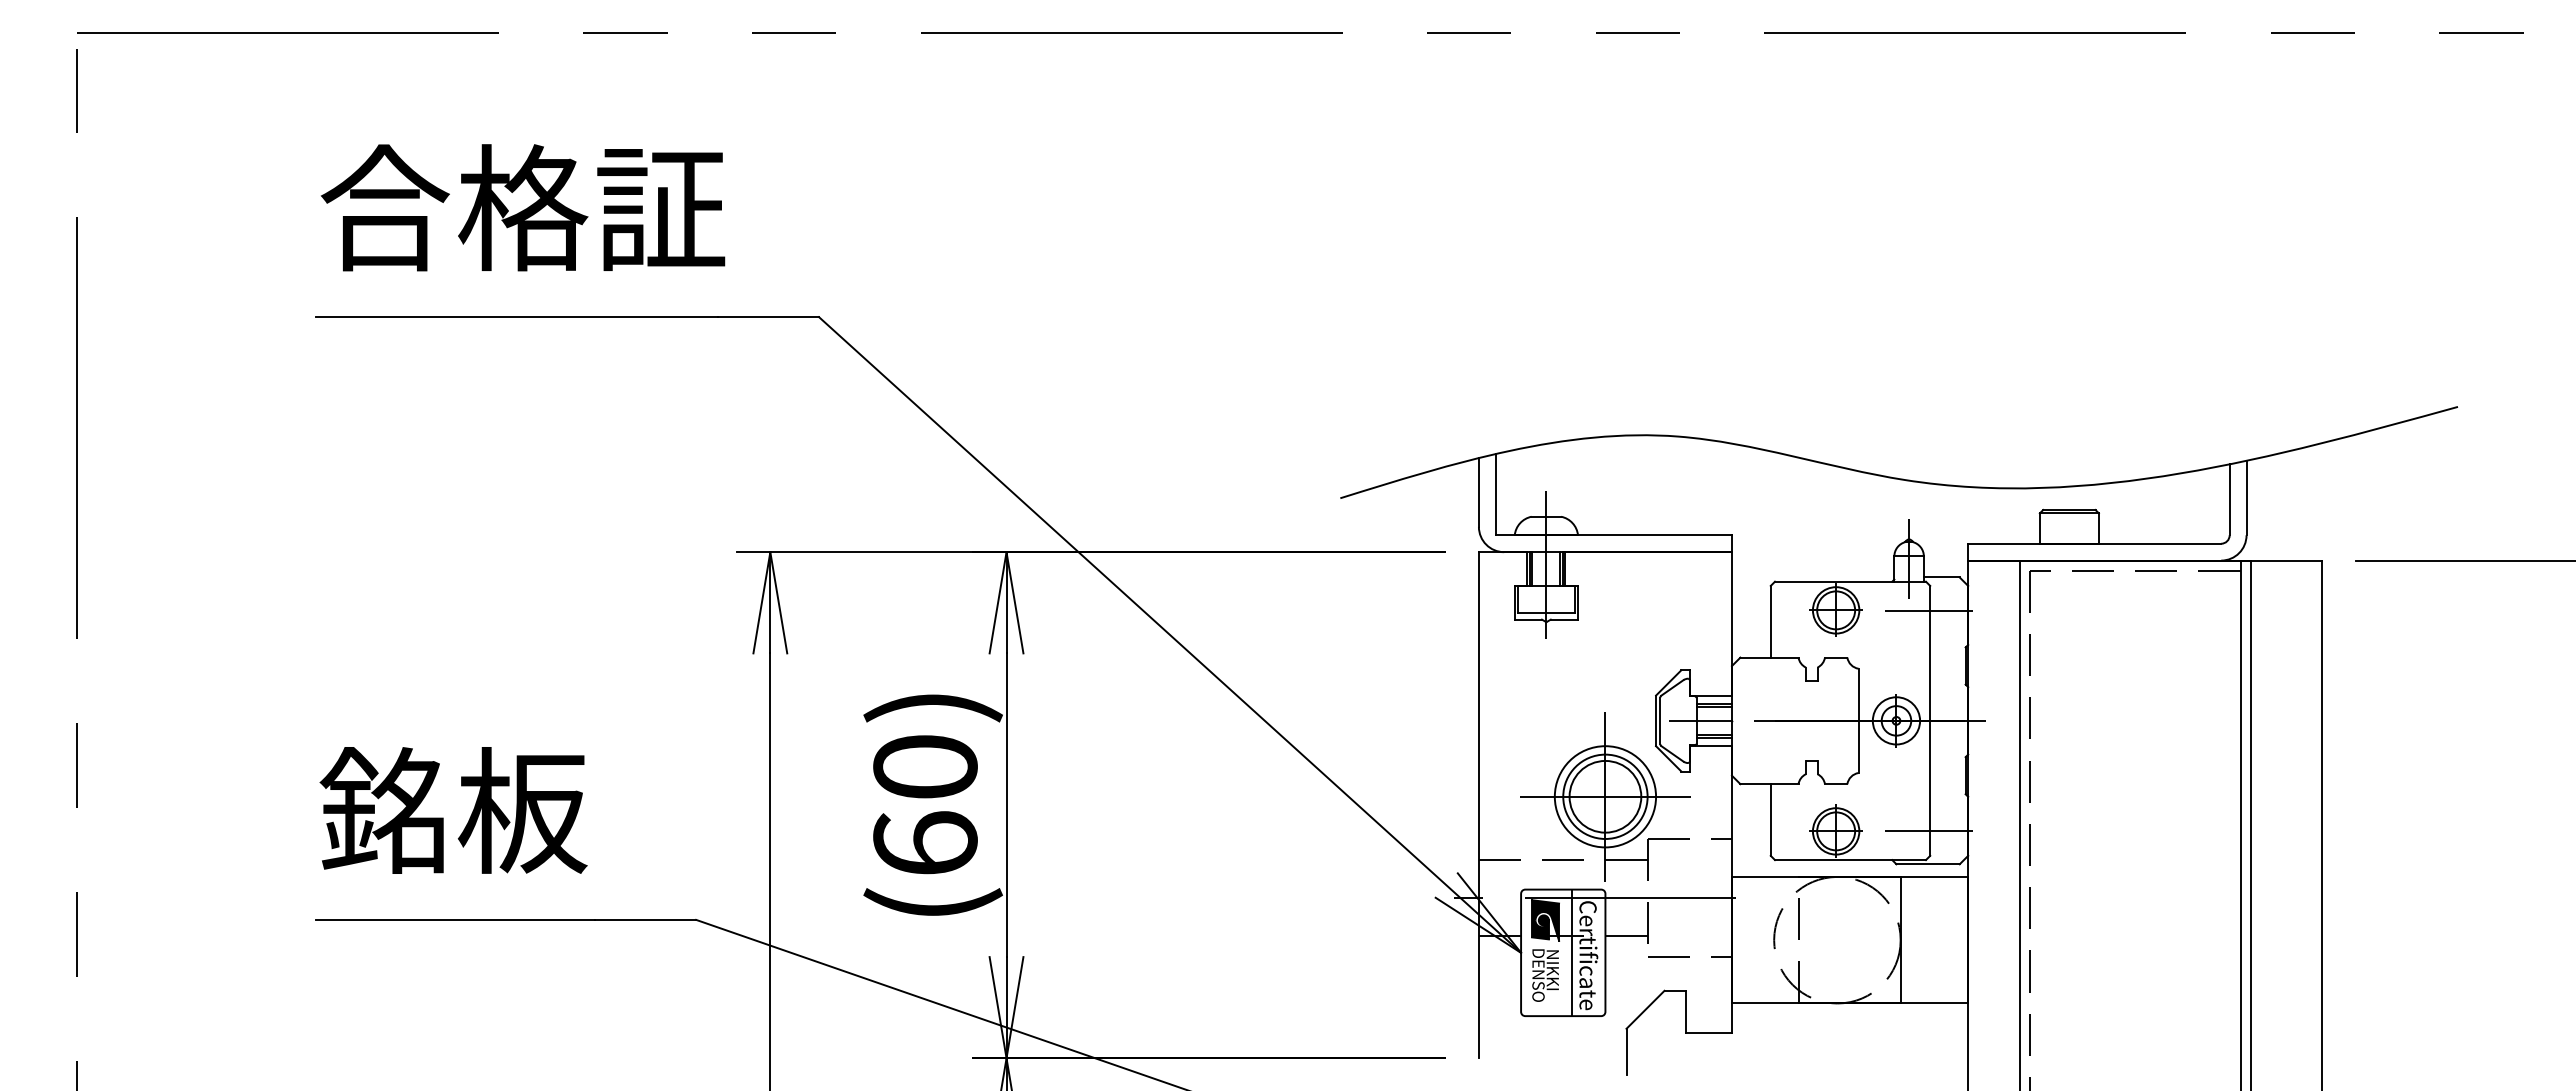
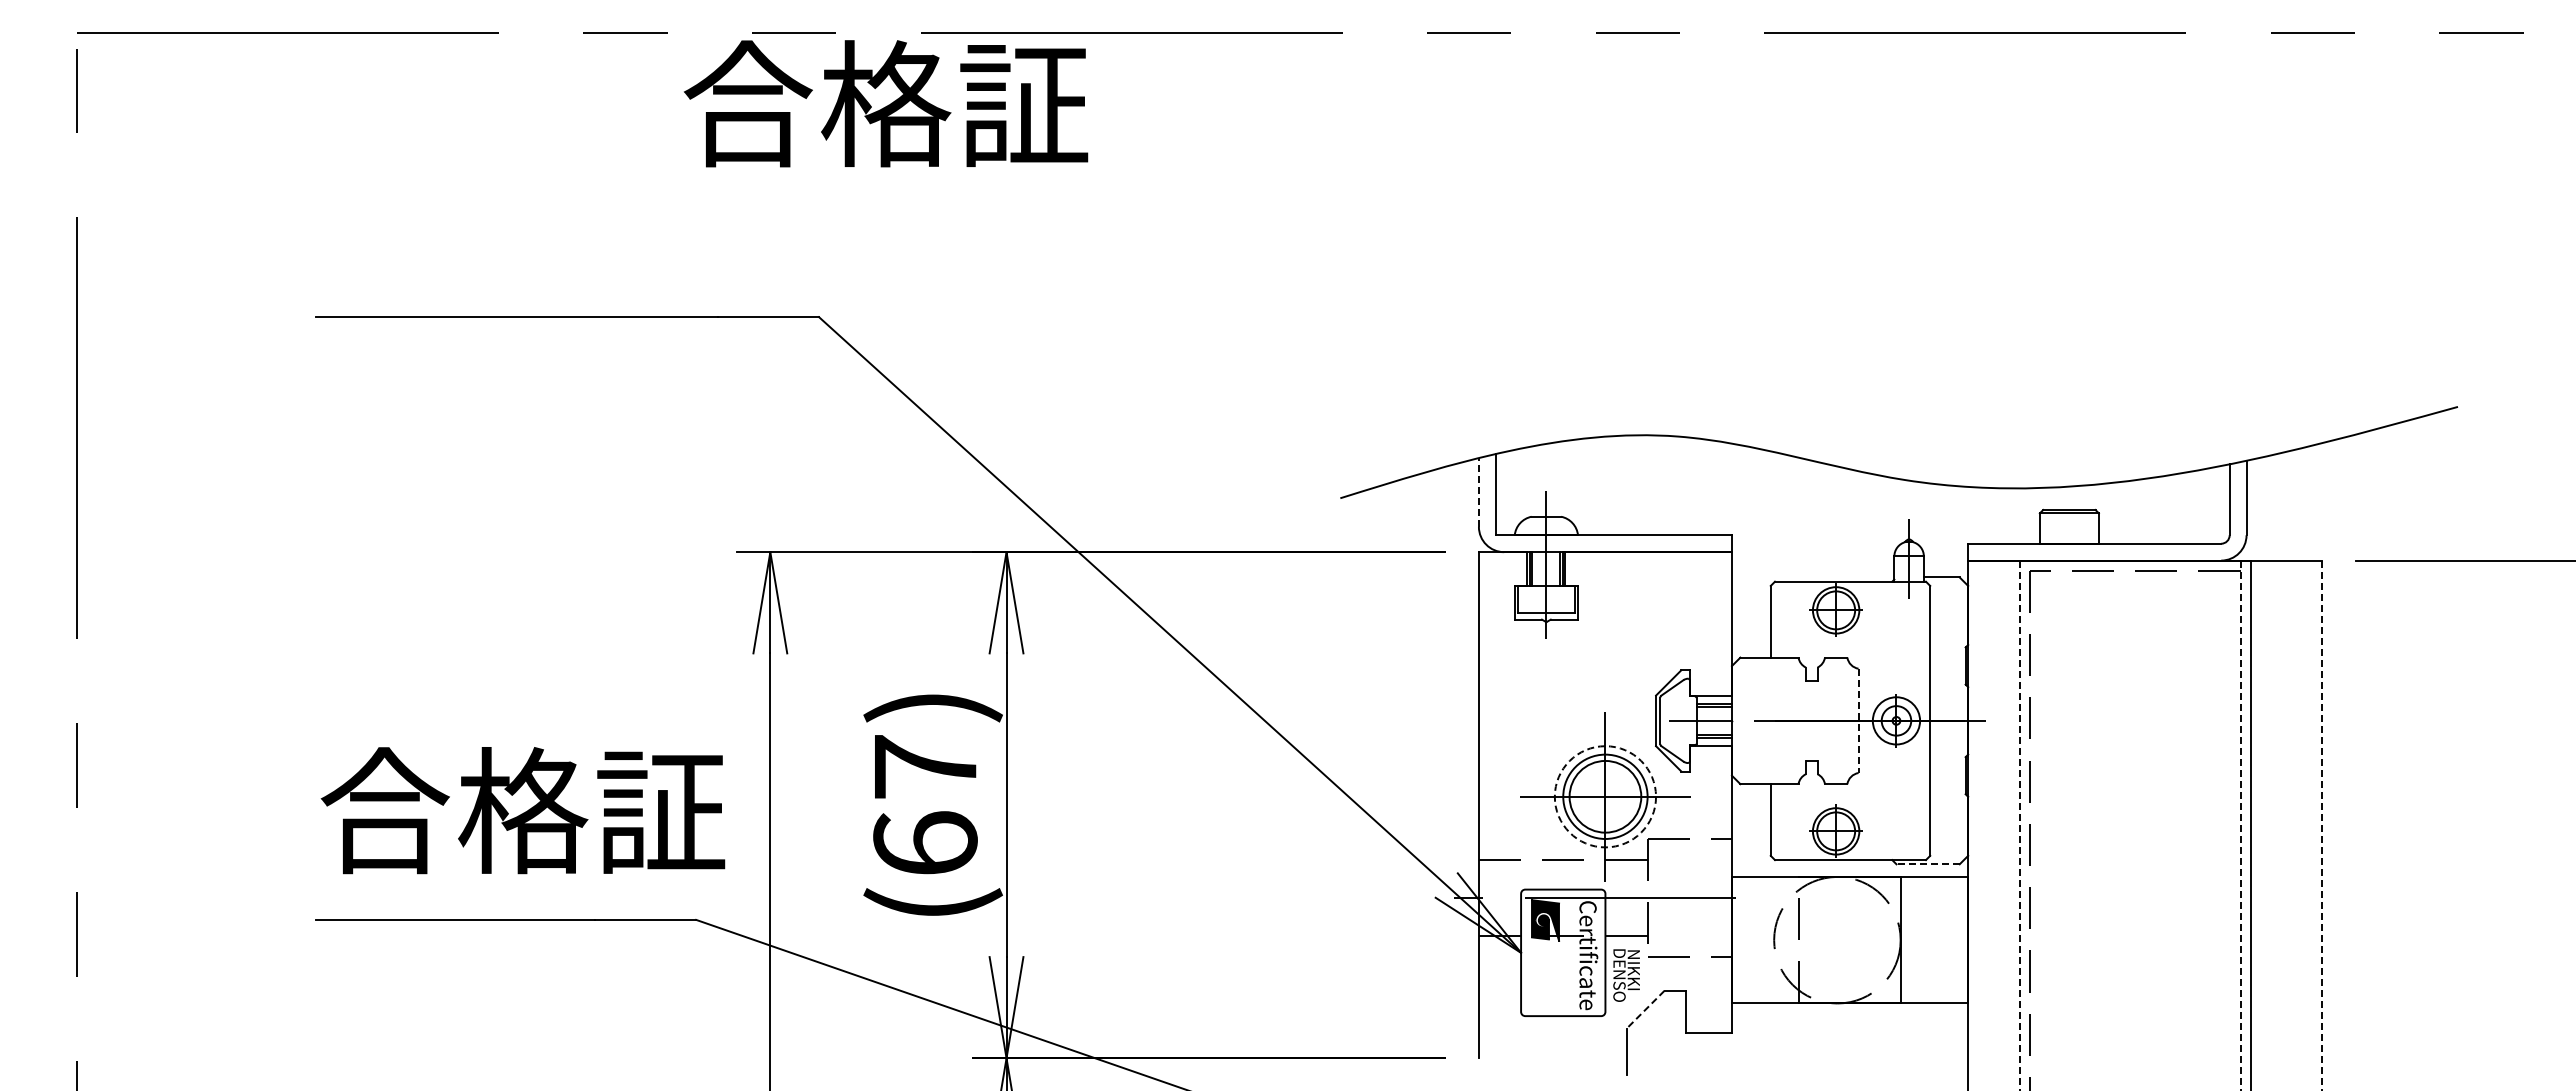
text position: (522, 207) -> (885, 103) (885, 103)
line: solid -> dashed (1478, 491)
line: present -> none (1929, 611)
line: solid -> dashed (1858, 721)
text: (60) -> (67) (925, 766)
circle: solid -> dashed (1605, 796)
text: 銘板 -> 合格証 (522, 810)
line: solid -> dashed (2019, 825)
line: solid -> dashed (2240, 825)
line: solid -> dashed (2322, 825)
line: present -> none (1929, 830)
line: solid -> dashed (1928, 864)
line: present -> none (1571, 952)
text position: (1545, 975) -> (1626, 975) (1626, 975)
line: solid -> dashed (1645, 1009)
